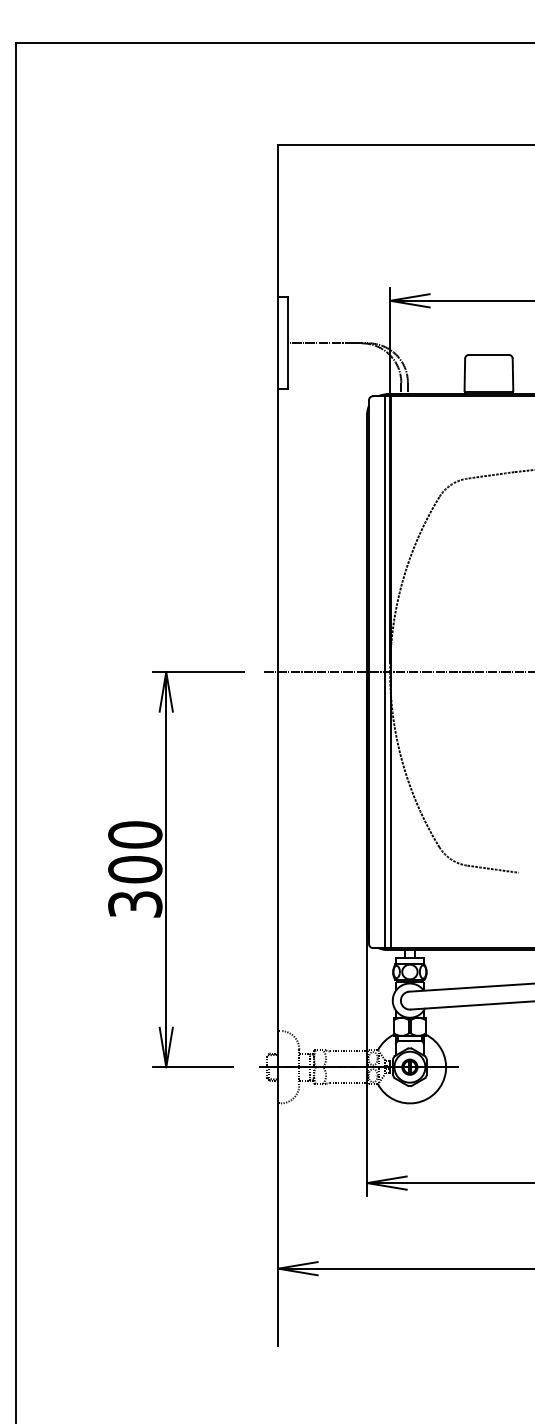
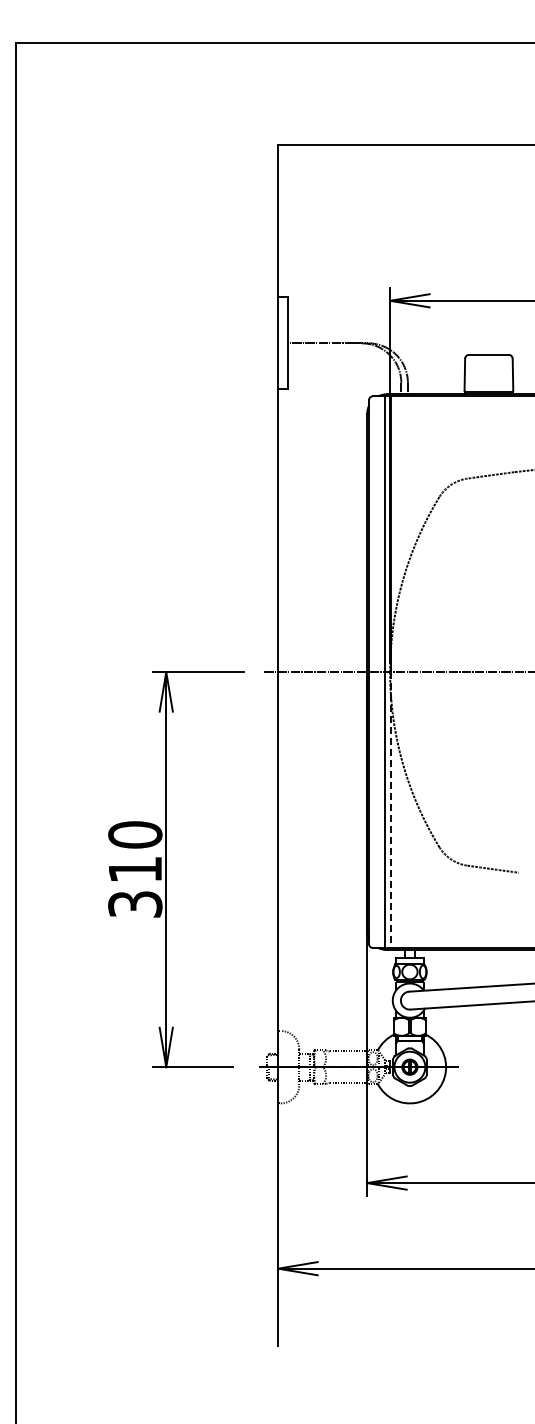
line: solid -> dashed (391, 810)
text: 300 -> 310 (135, 869)
